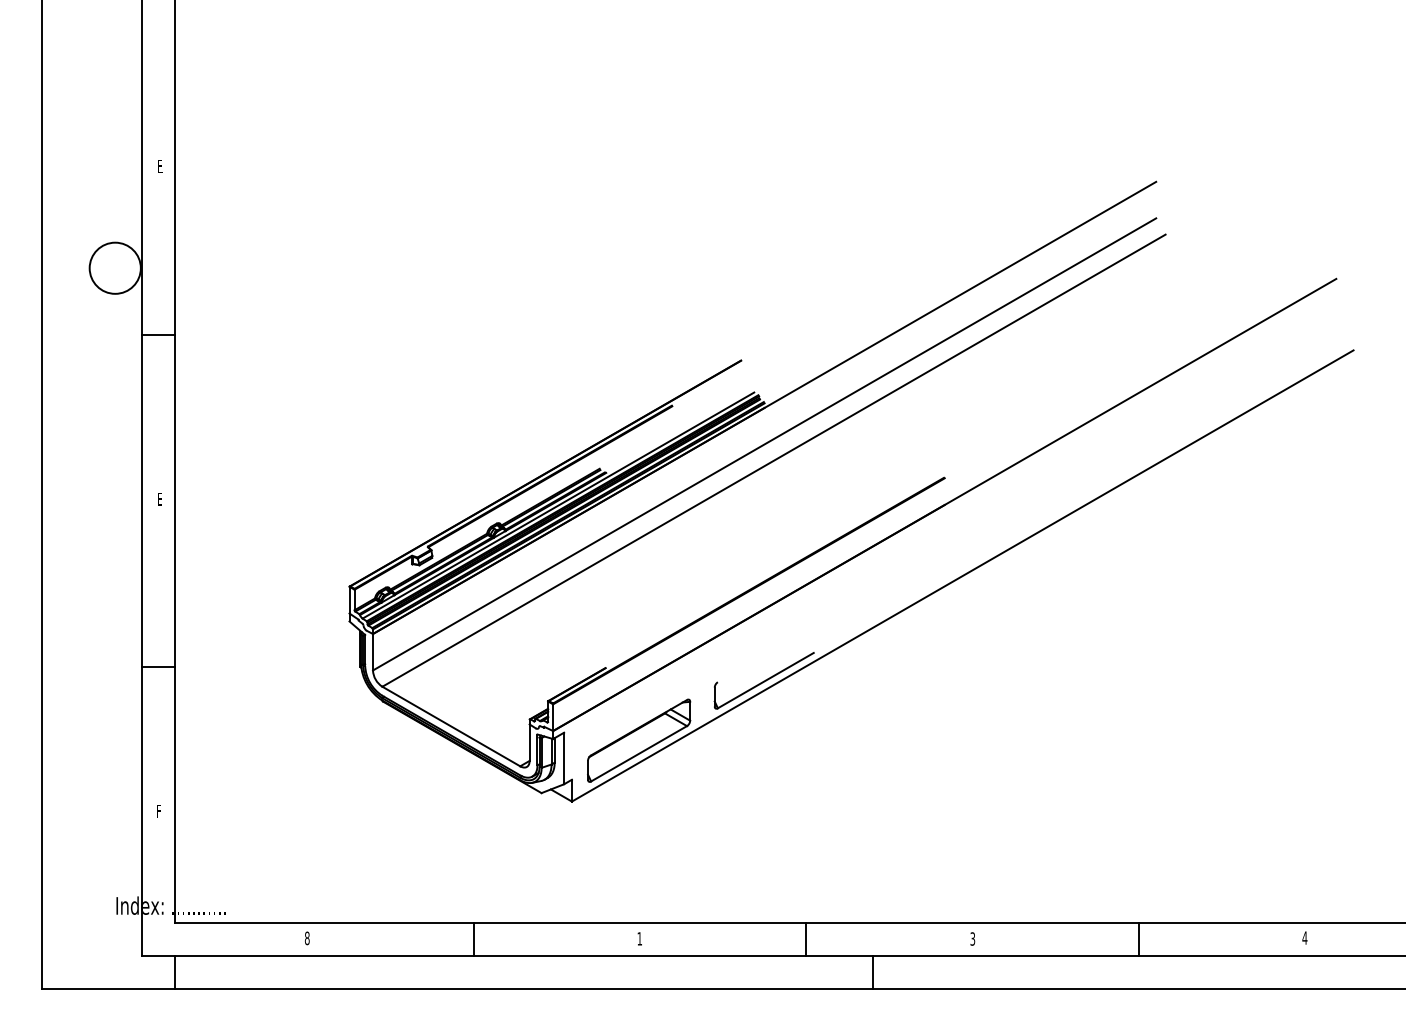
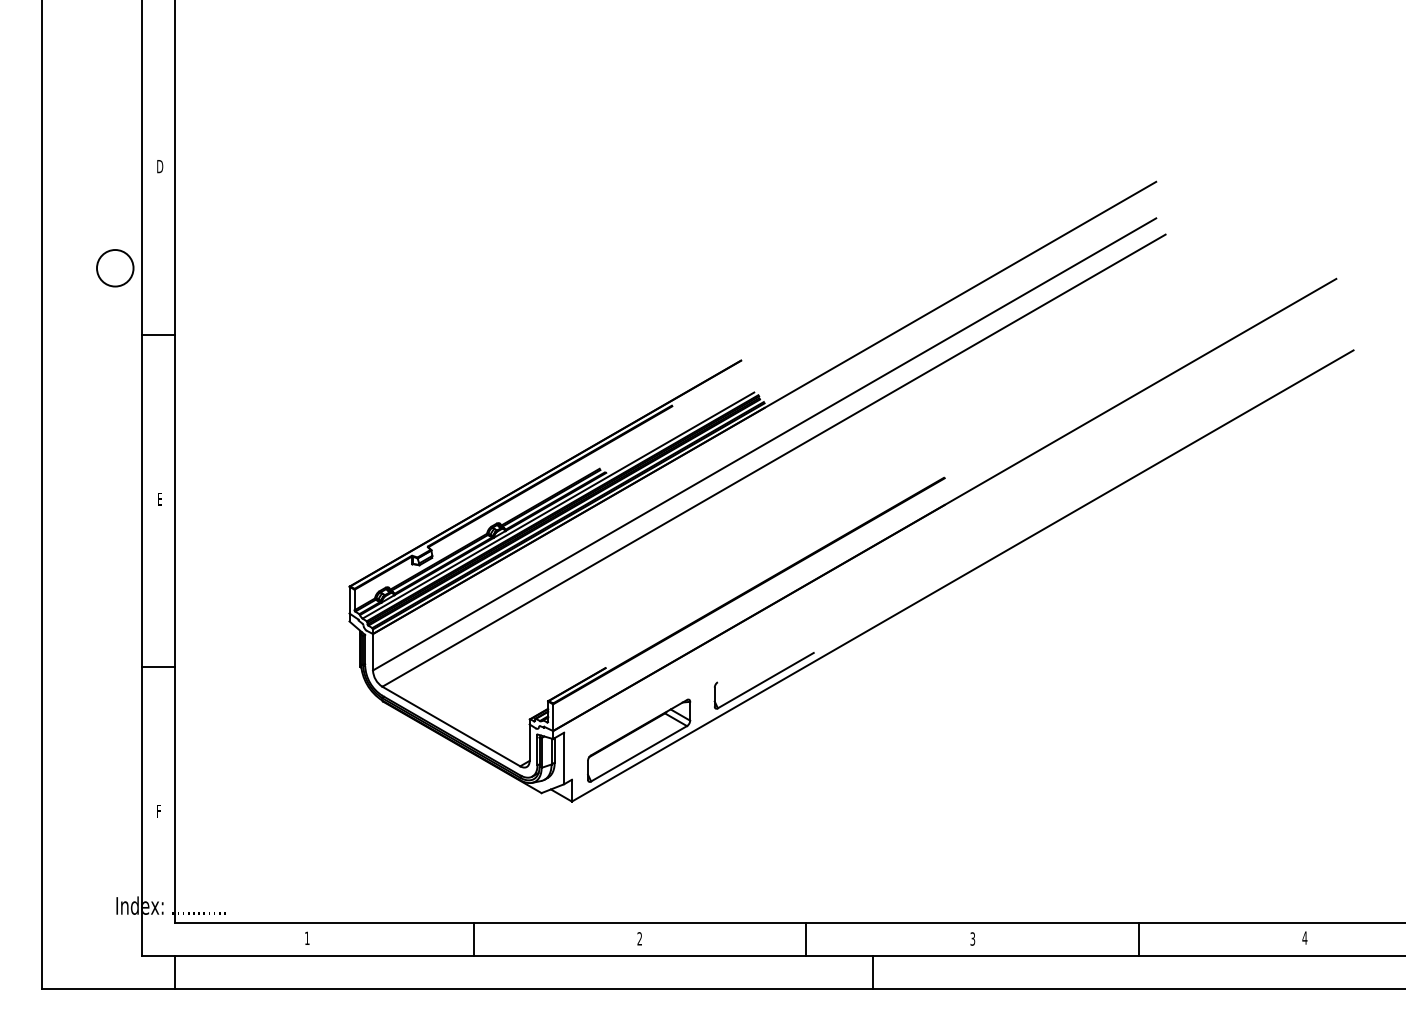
text: E -> D (160, 166)
circle diameter: 51 px -> 37 px (115, 268)
text: 8 -> 1 (306, 938)
text: 1 -> 2 (639, 938)
